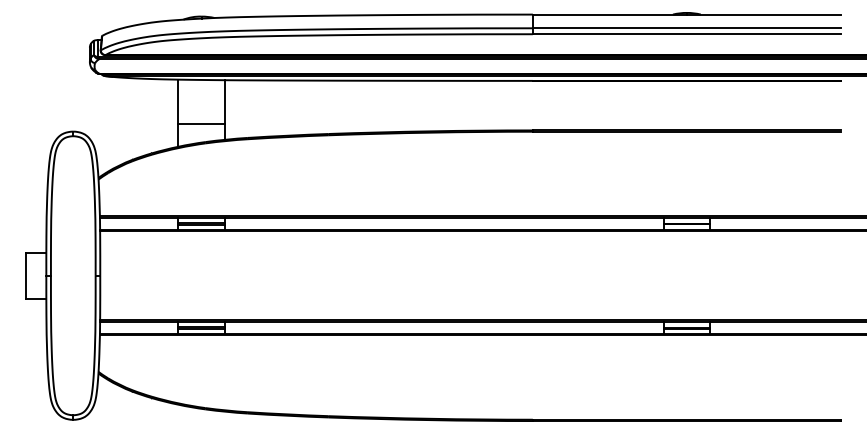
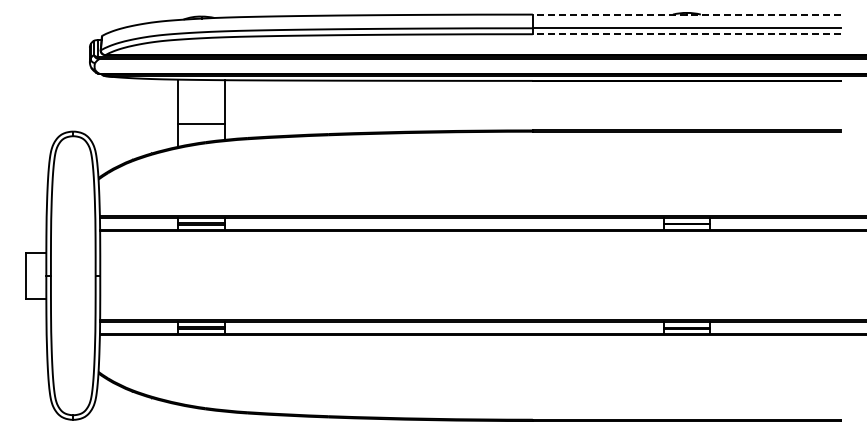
line: solid -> dashed (686, 14)
line: solid -> dashed (686, 34)
